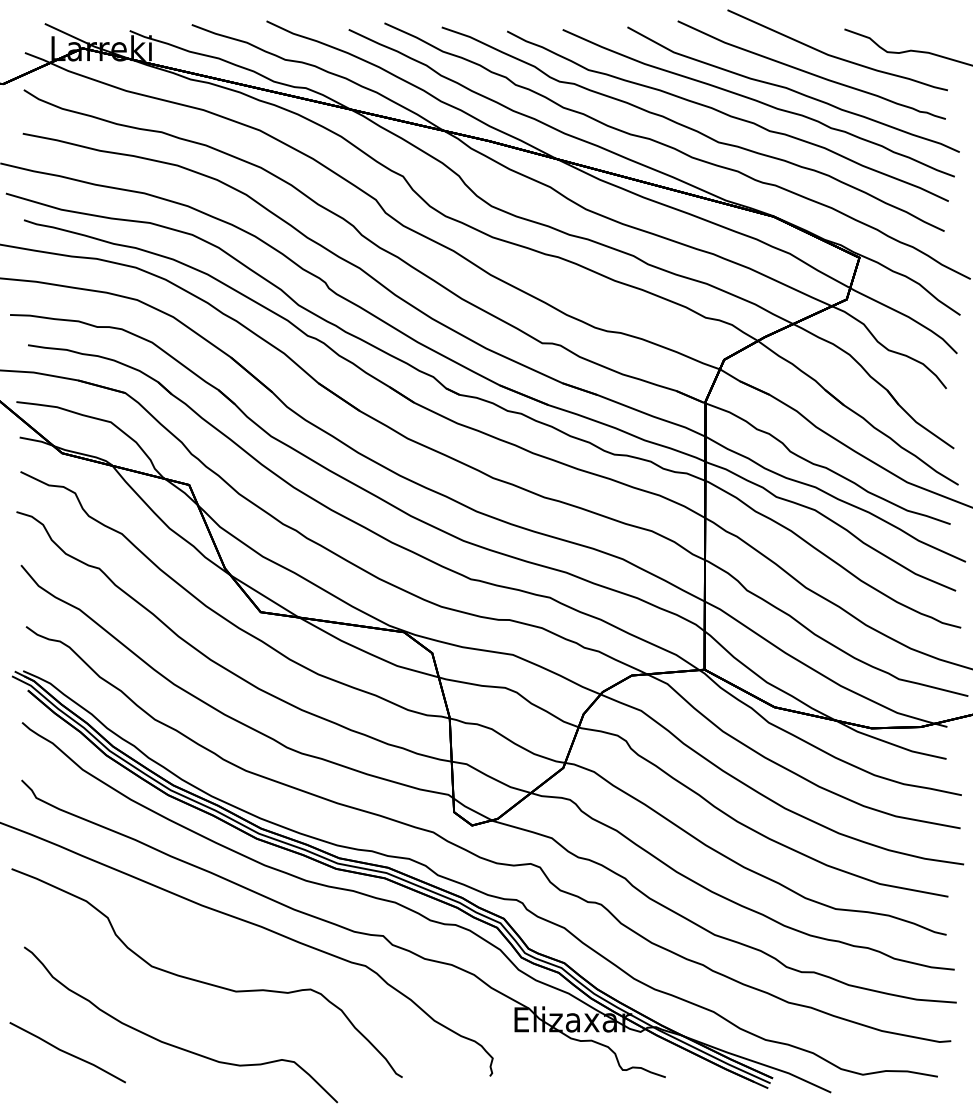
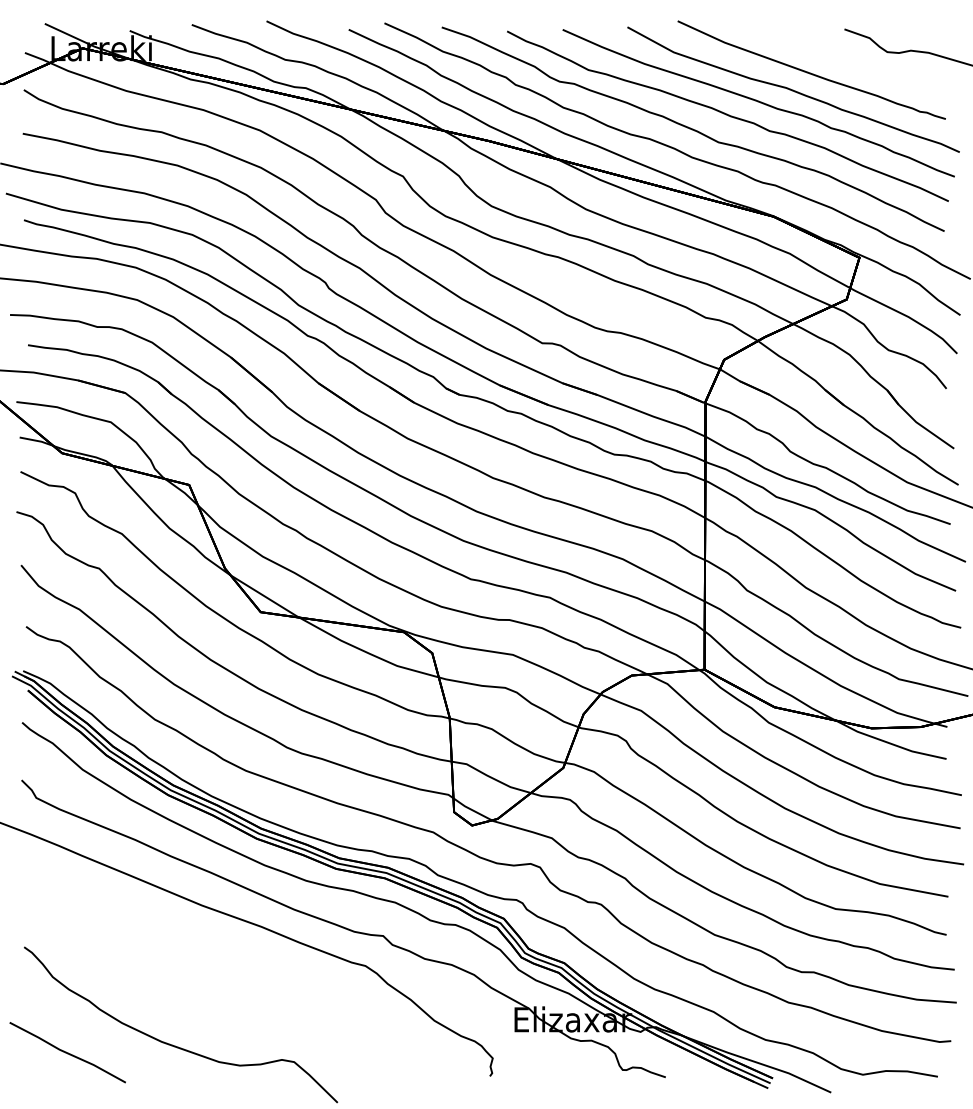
part: present -> none (836, 56)
part: present -> none (204, 981)
